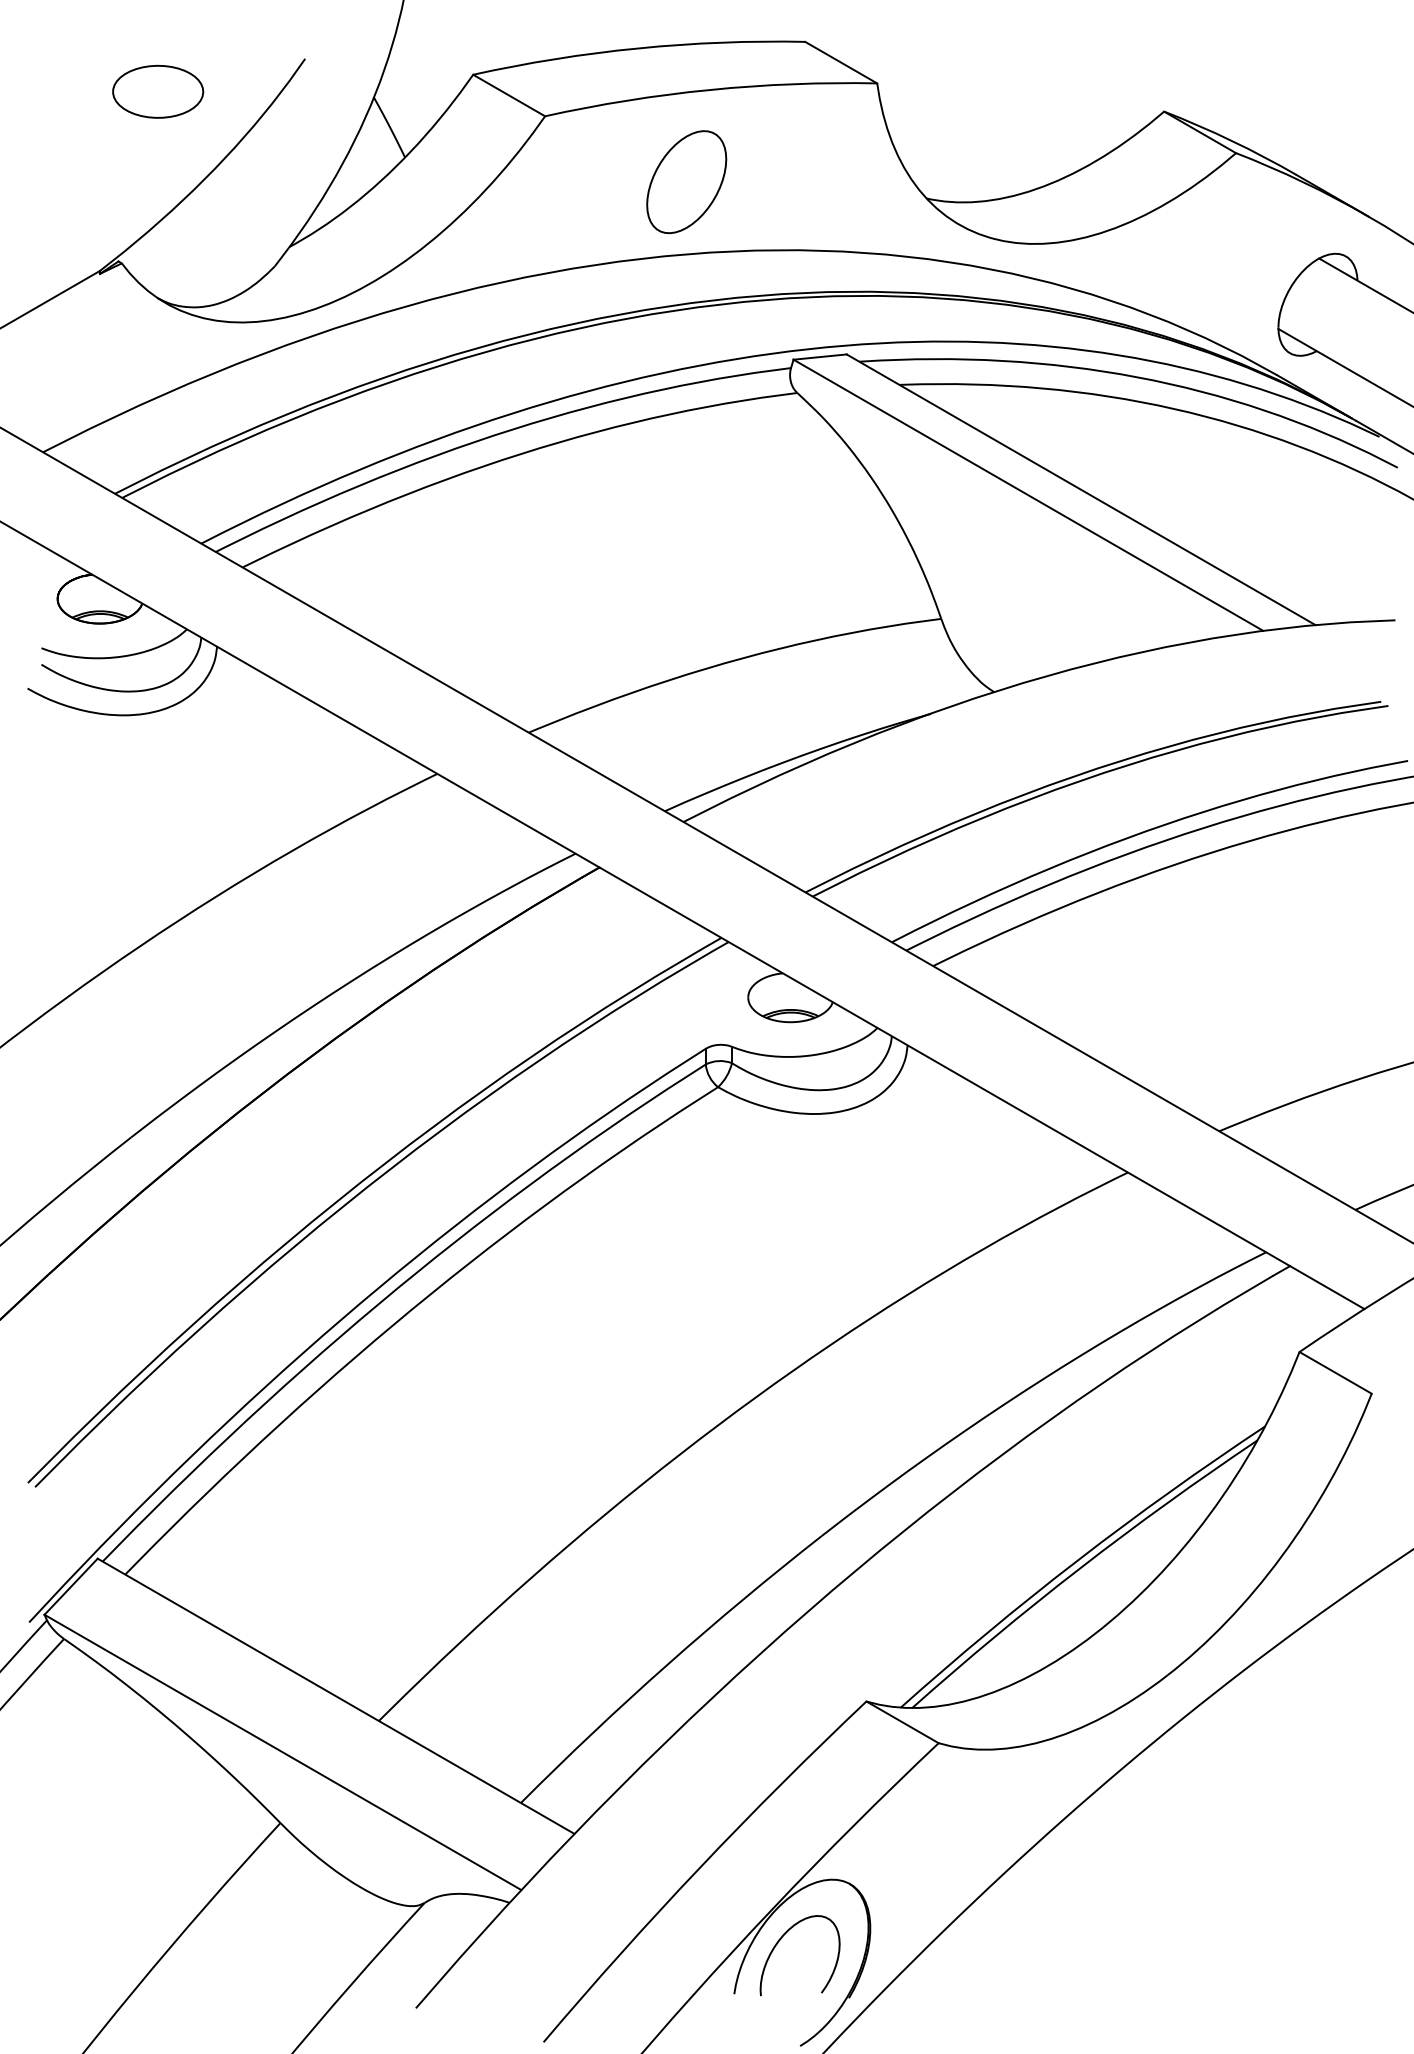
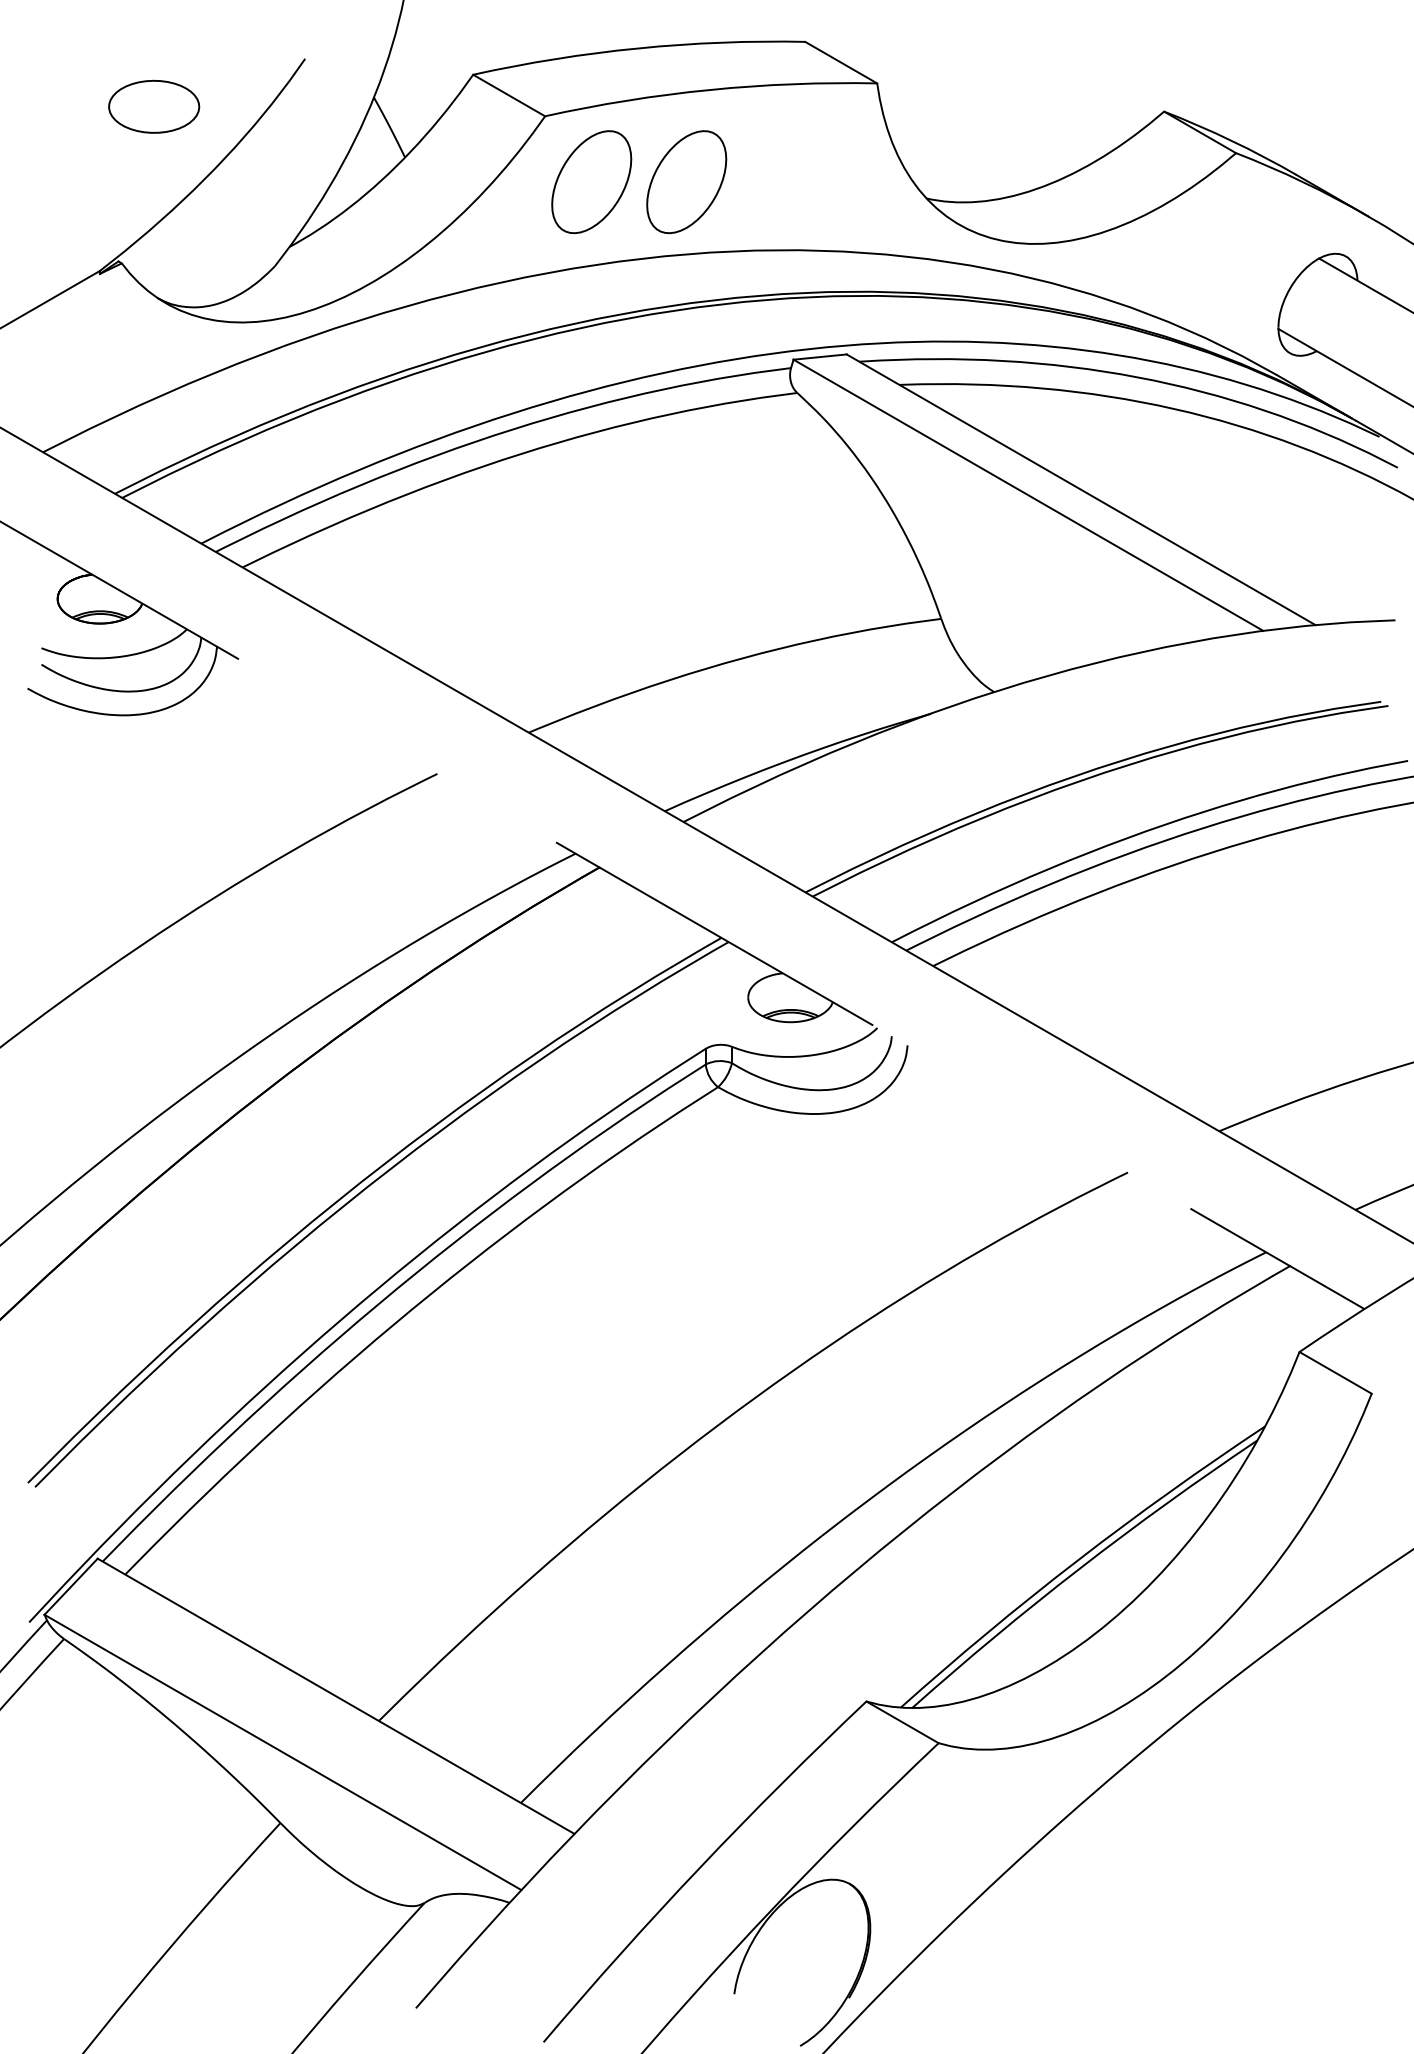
part position: (158, 91) -> (154, 106) (154, 106)
part: none -> present (591, 182)
line: solid -> dashed (683, 915)
curve: present -> none (782, 1938)
